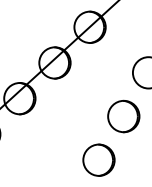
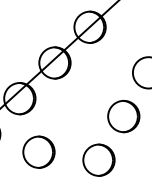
circle: none -> present (38, 151)
